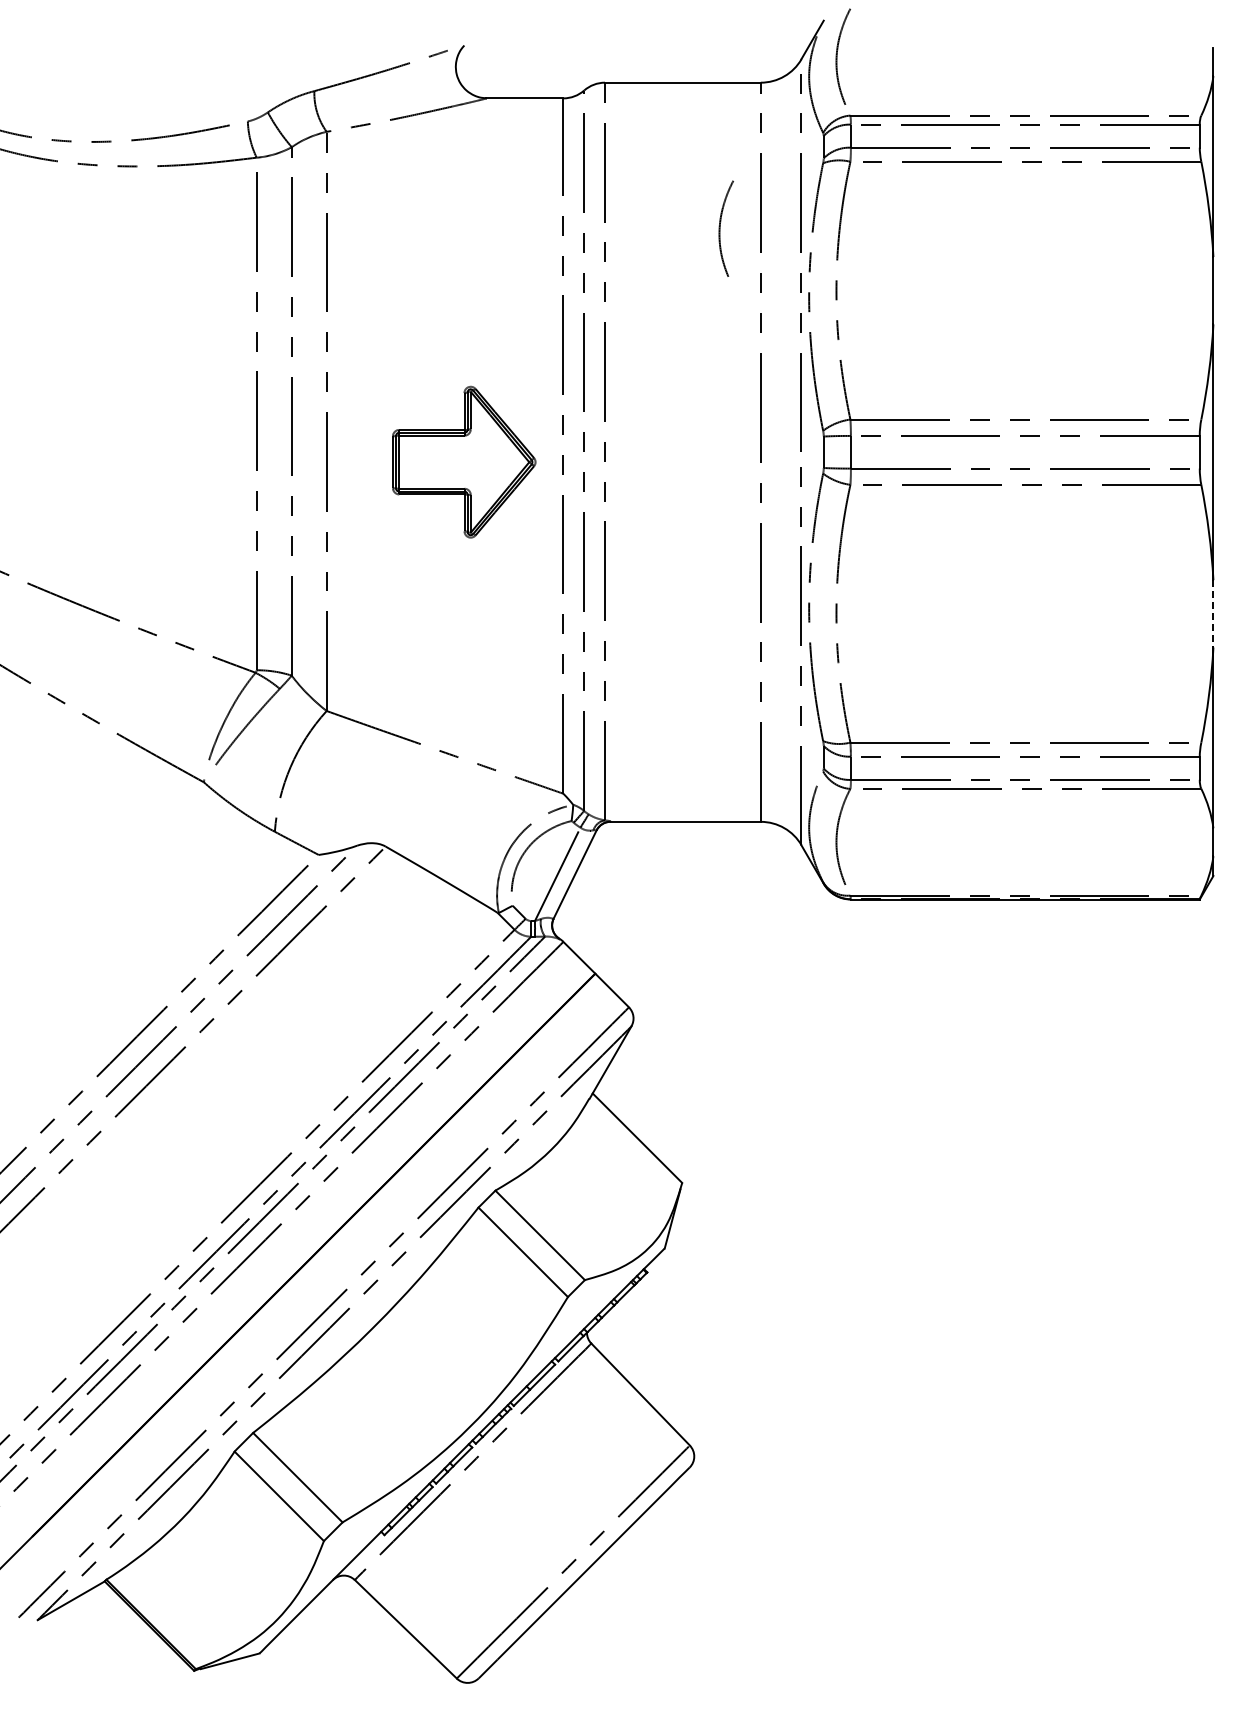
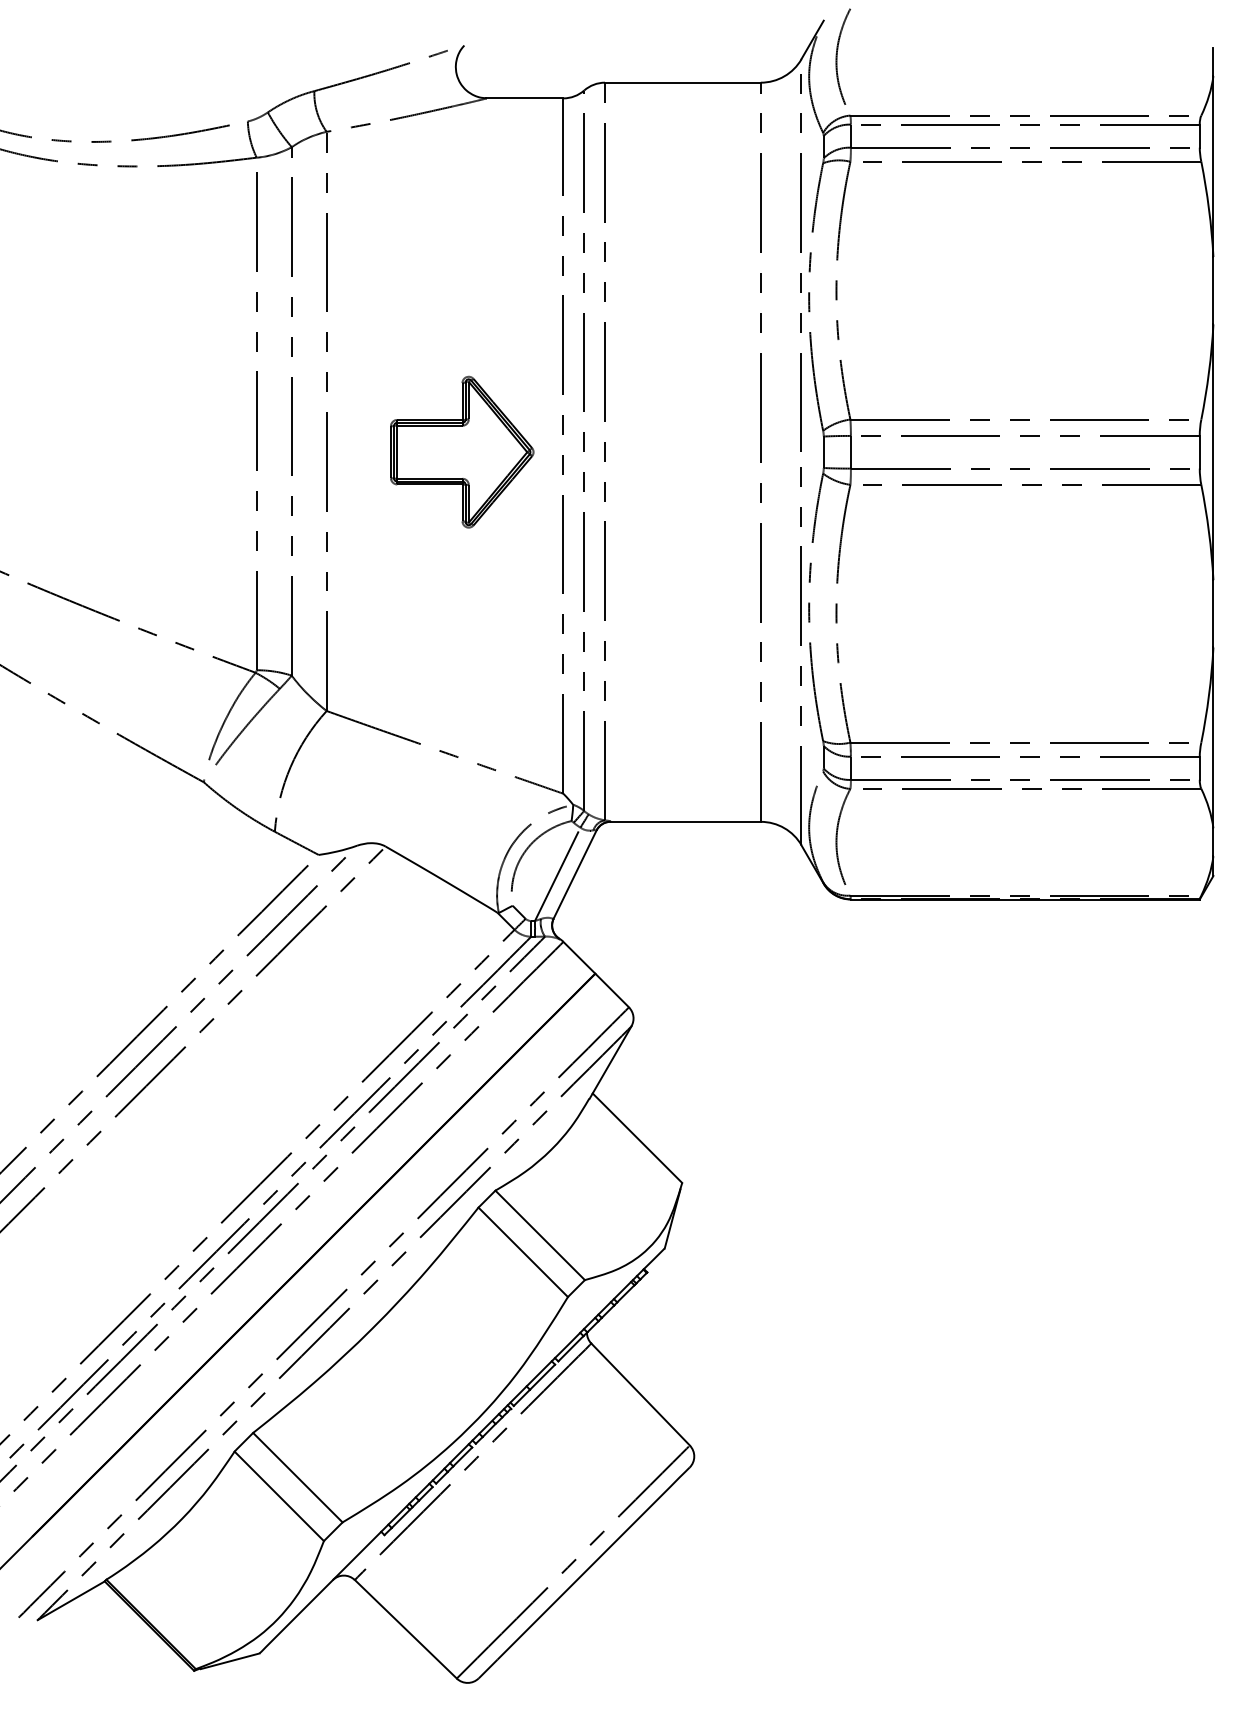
curve: present -> none (720, 228)
part position: (464, 461) -> (462, 451) (462, 451)
line: dashed -> solid (1213, 613)
